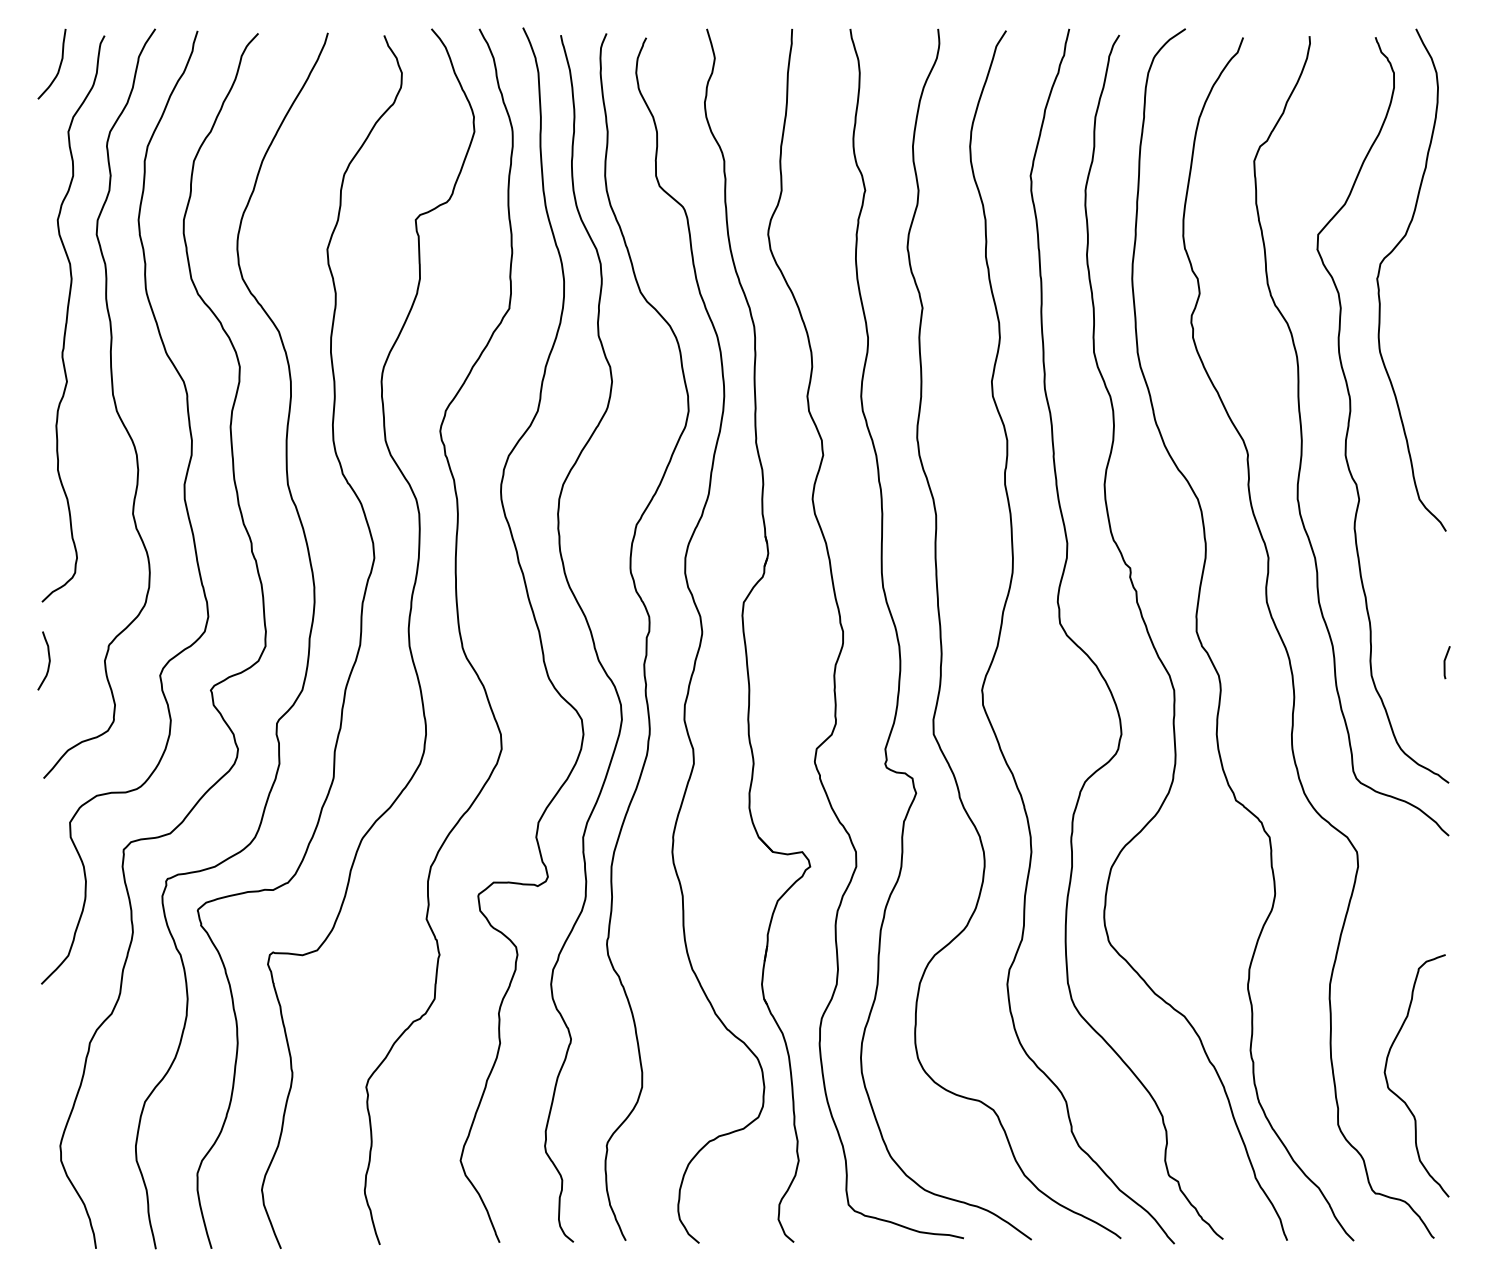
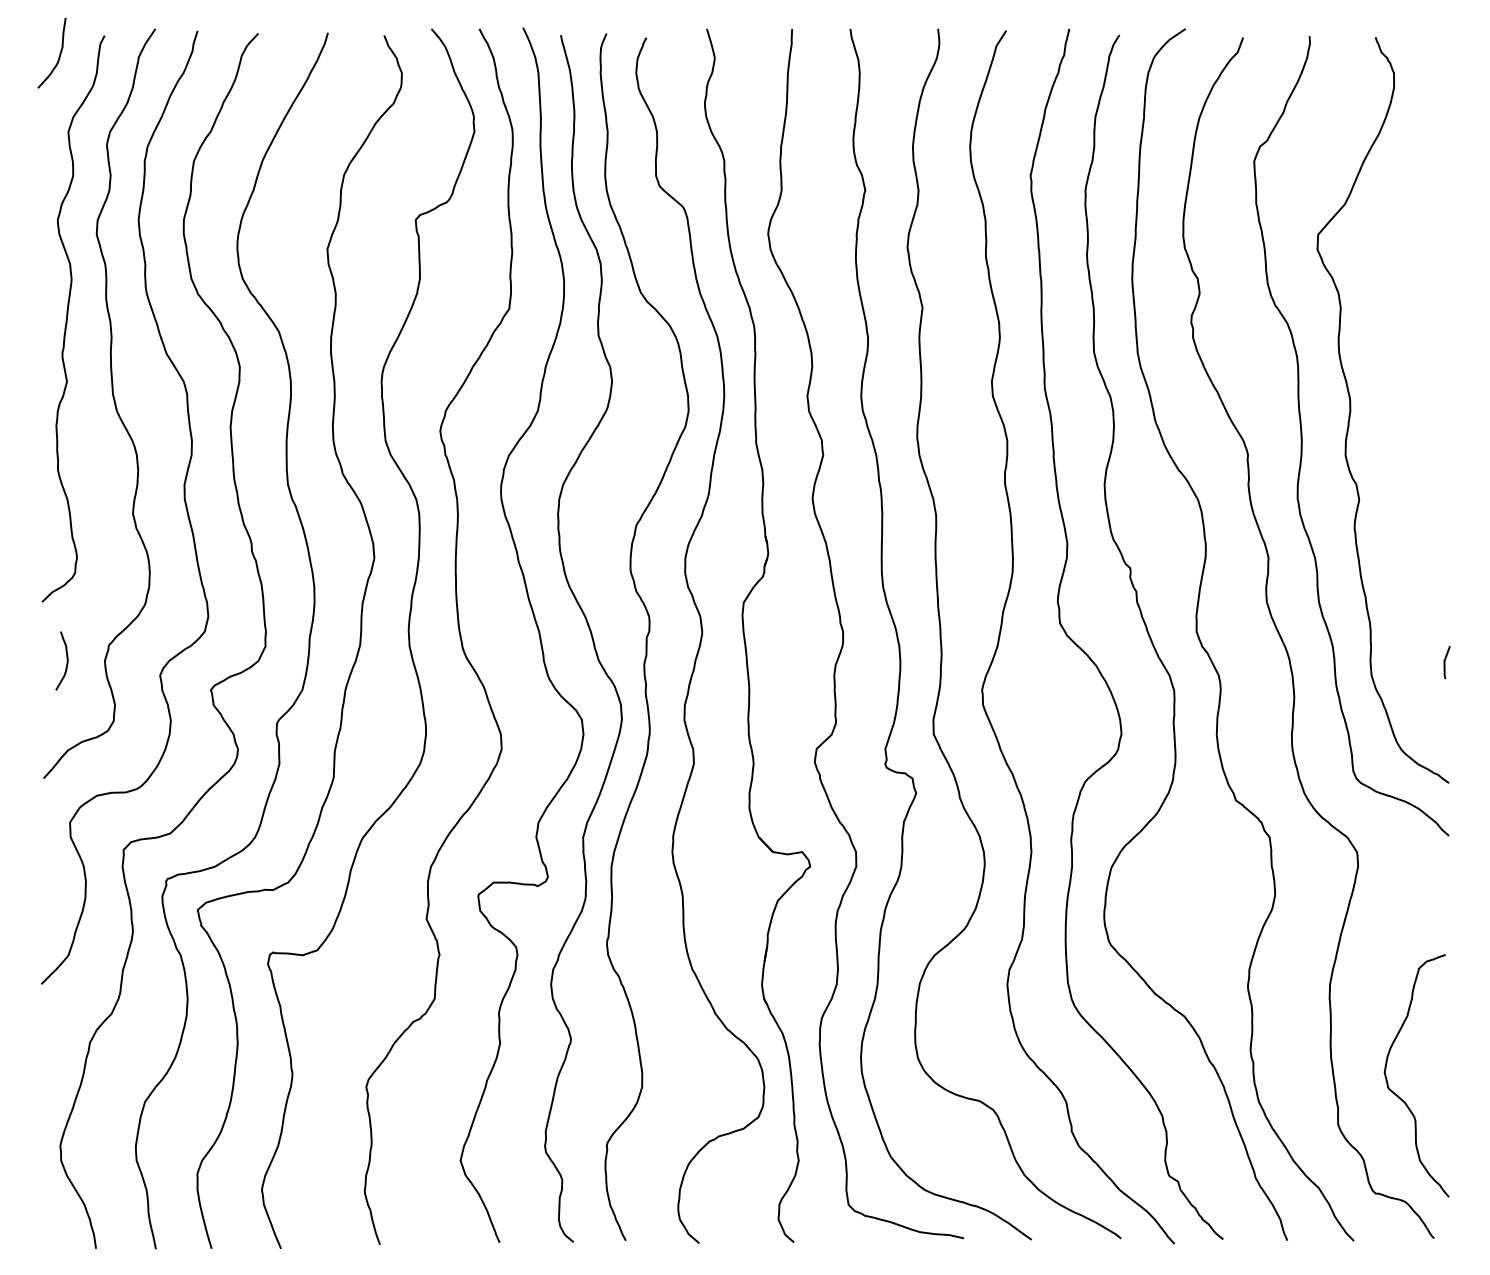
curve position: (59, 64) -> (59, 53) (59, 53)
curve: present -> none (1379, 275)
curve position: (48, 659) -> (66, 659) (66, 659)
